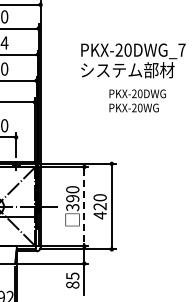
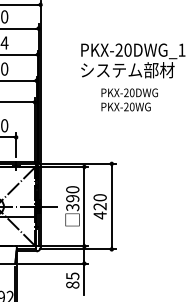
text: PKX-20DWG_7 -> PKX-20DWG_1 (181, 49)
text position: (137, 100) -> (129, 99) (129, 99)
line: dashed -> solid (84, 207)
